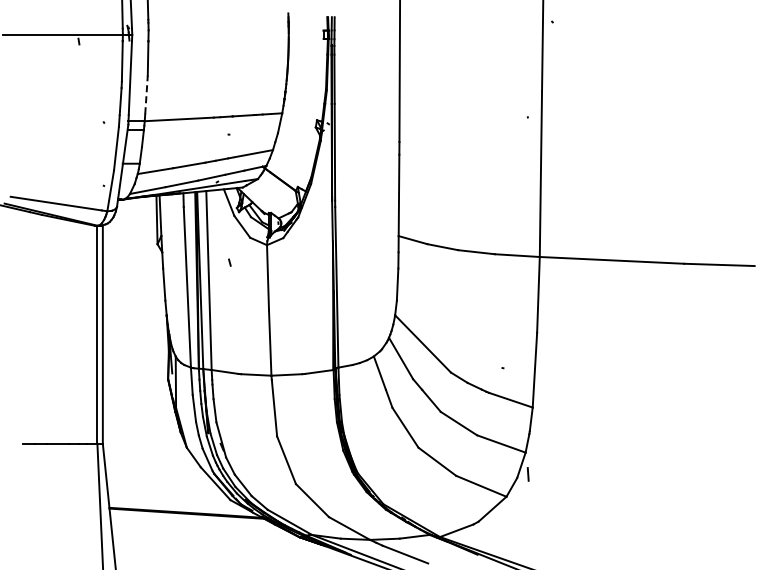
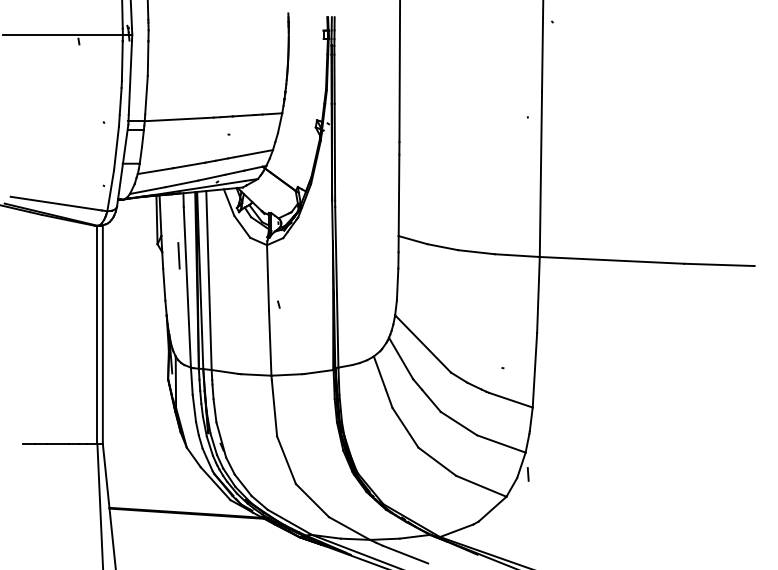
line: dashed -> solid (146, 94)
line: none -> present (178, 255)
line position: (229, 262) -> (278, 304) (278, 304)
